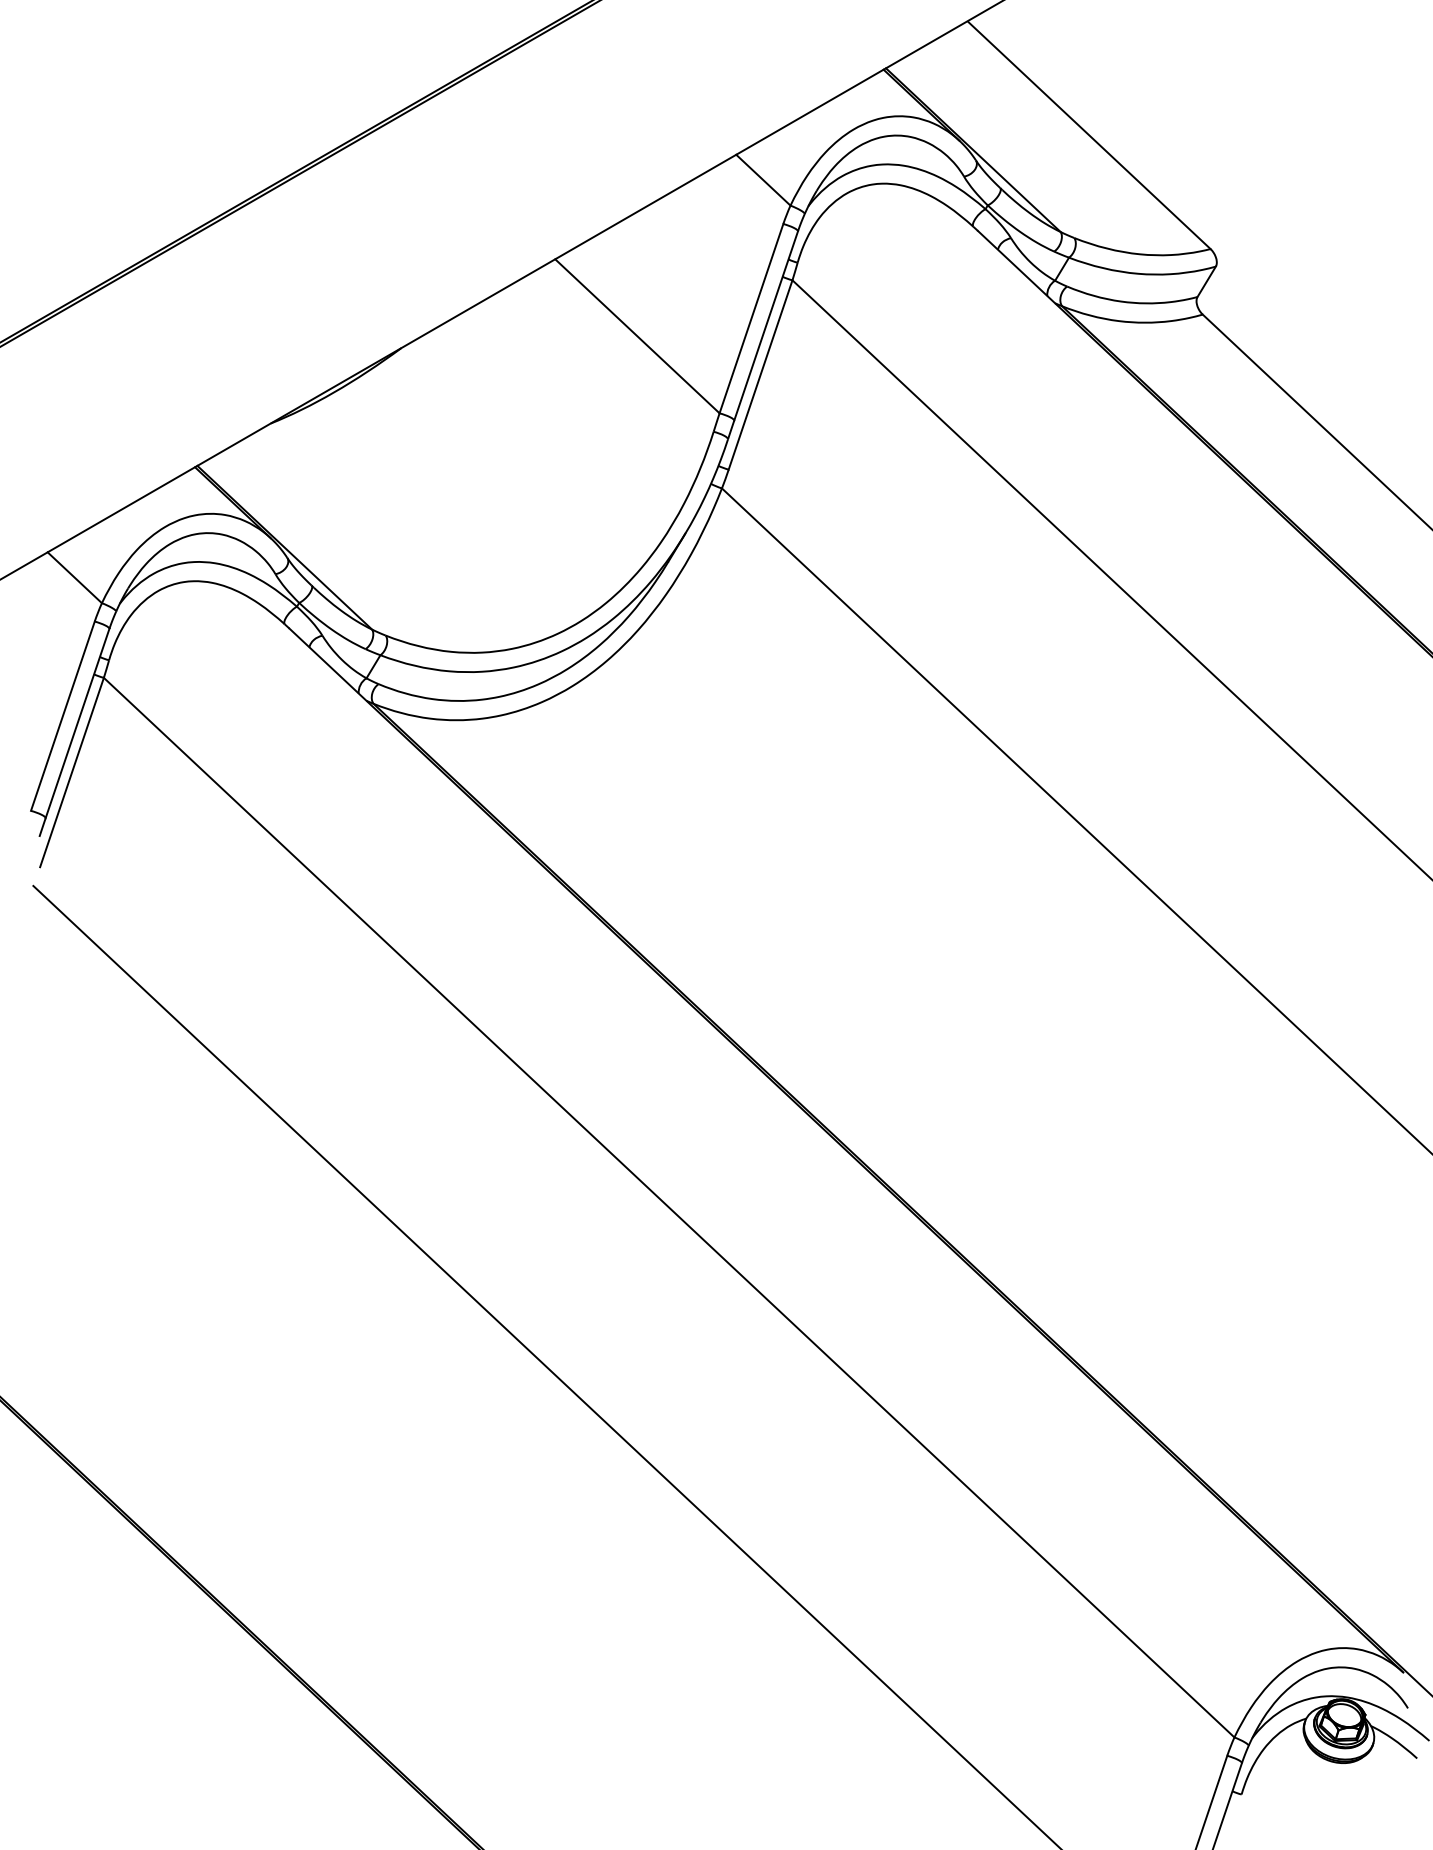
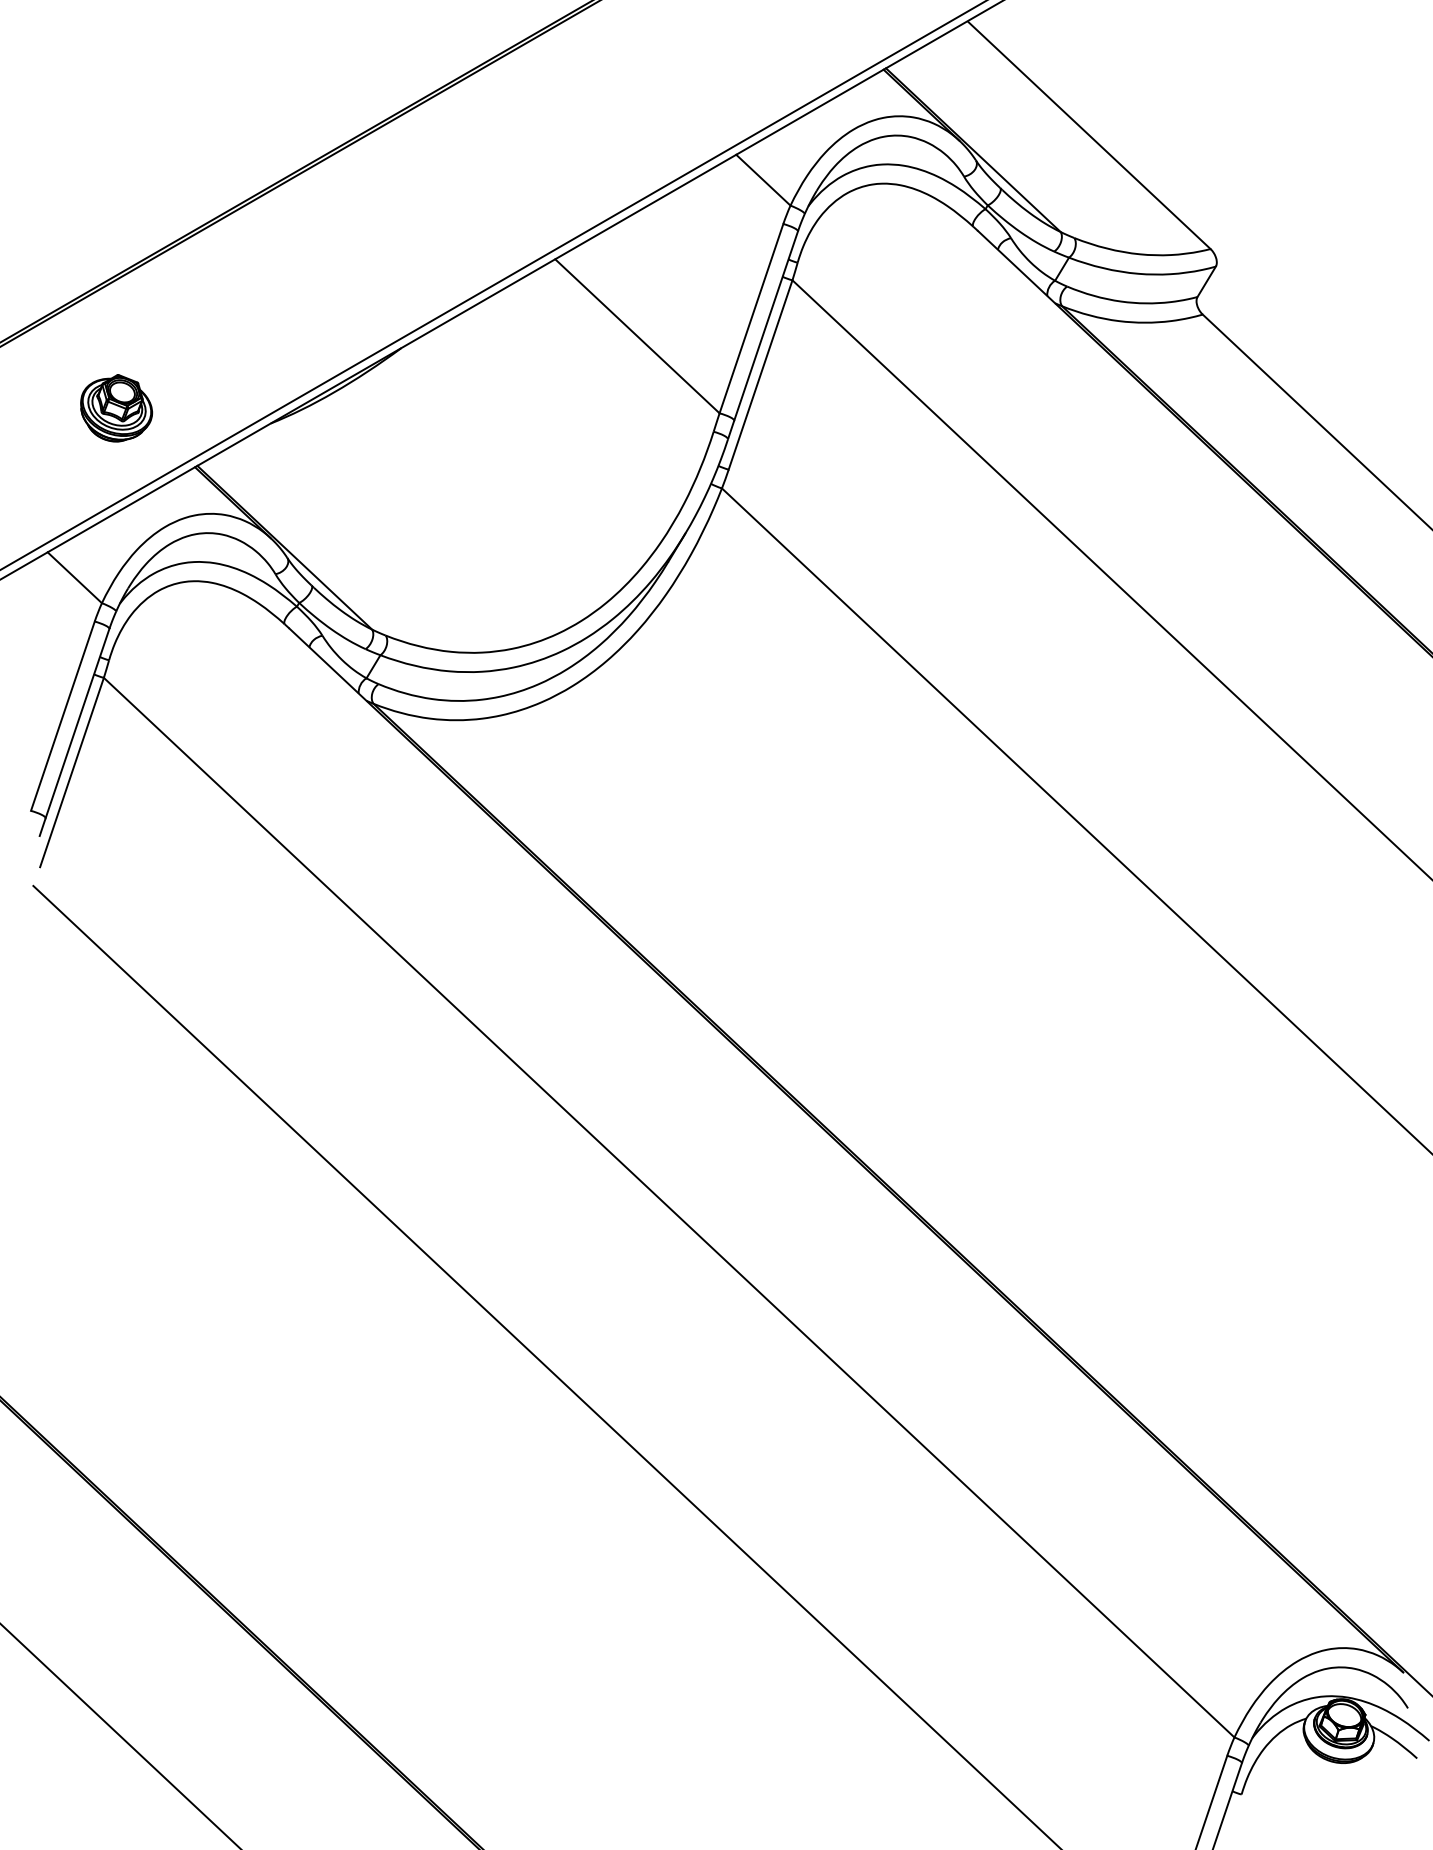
line: none -> present (492, 285)
part: none -> present (116, 408)
line: none -> present (119, 1735)
